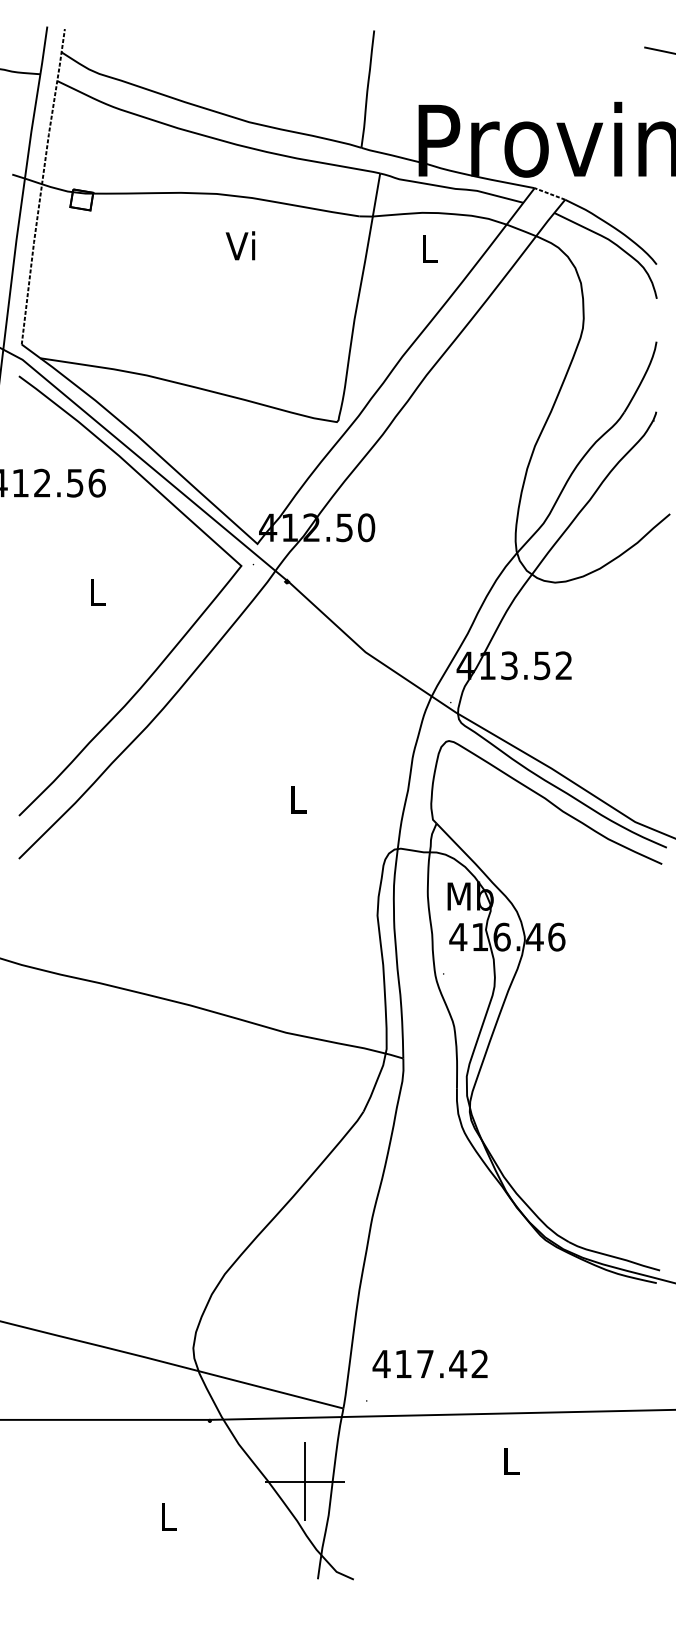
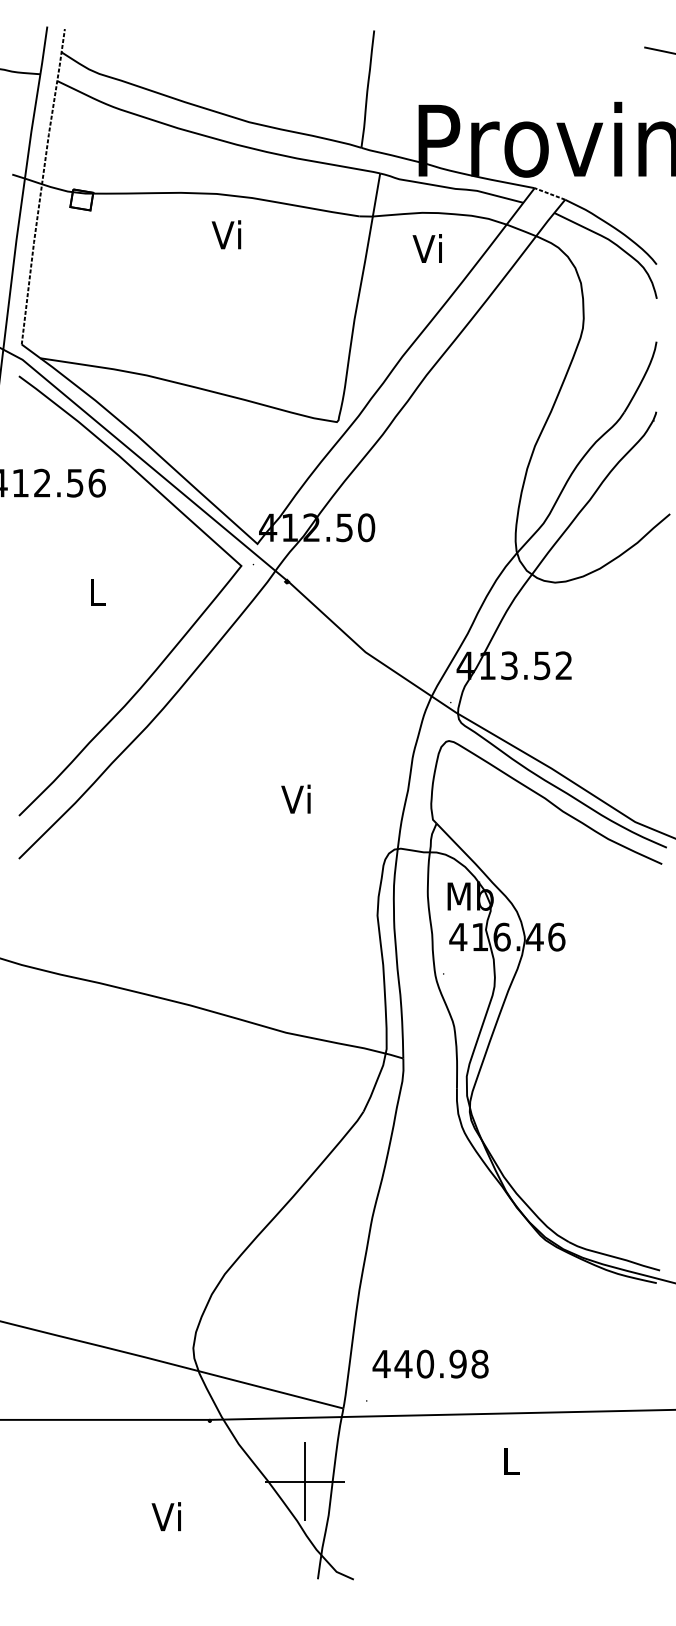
text position: (240, 245) -> (226, 234) (226, 234)
text: L -> Vi (426, 248)
text: L -> Vi (295, 798)
text: 417.42 -> 440.98 (441, 1363)
text: L -> Vi (165, 1516)
